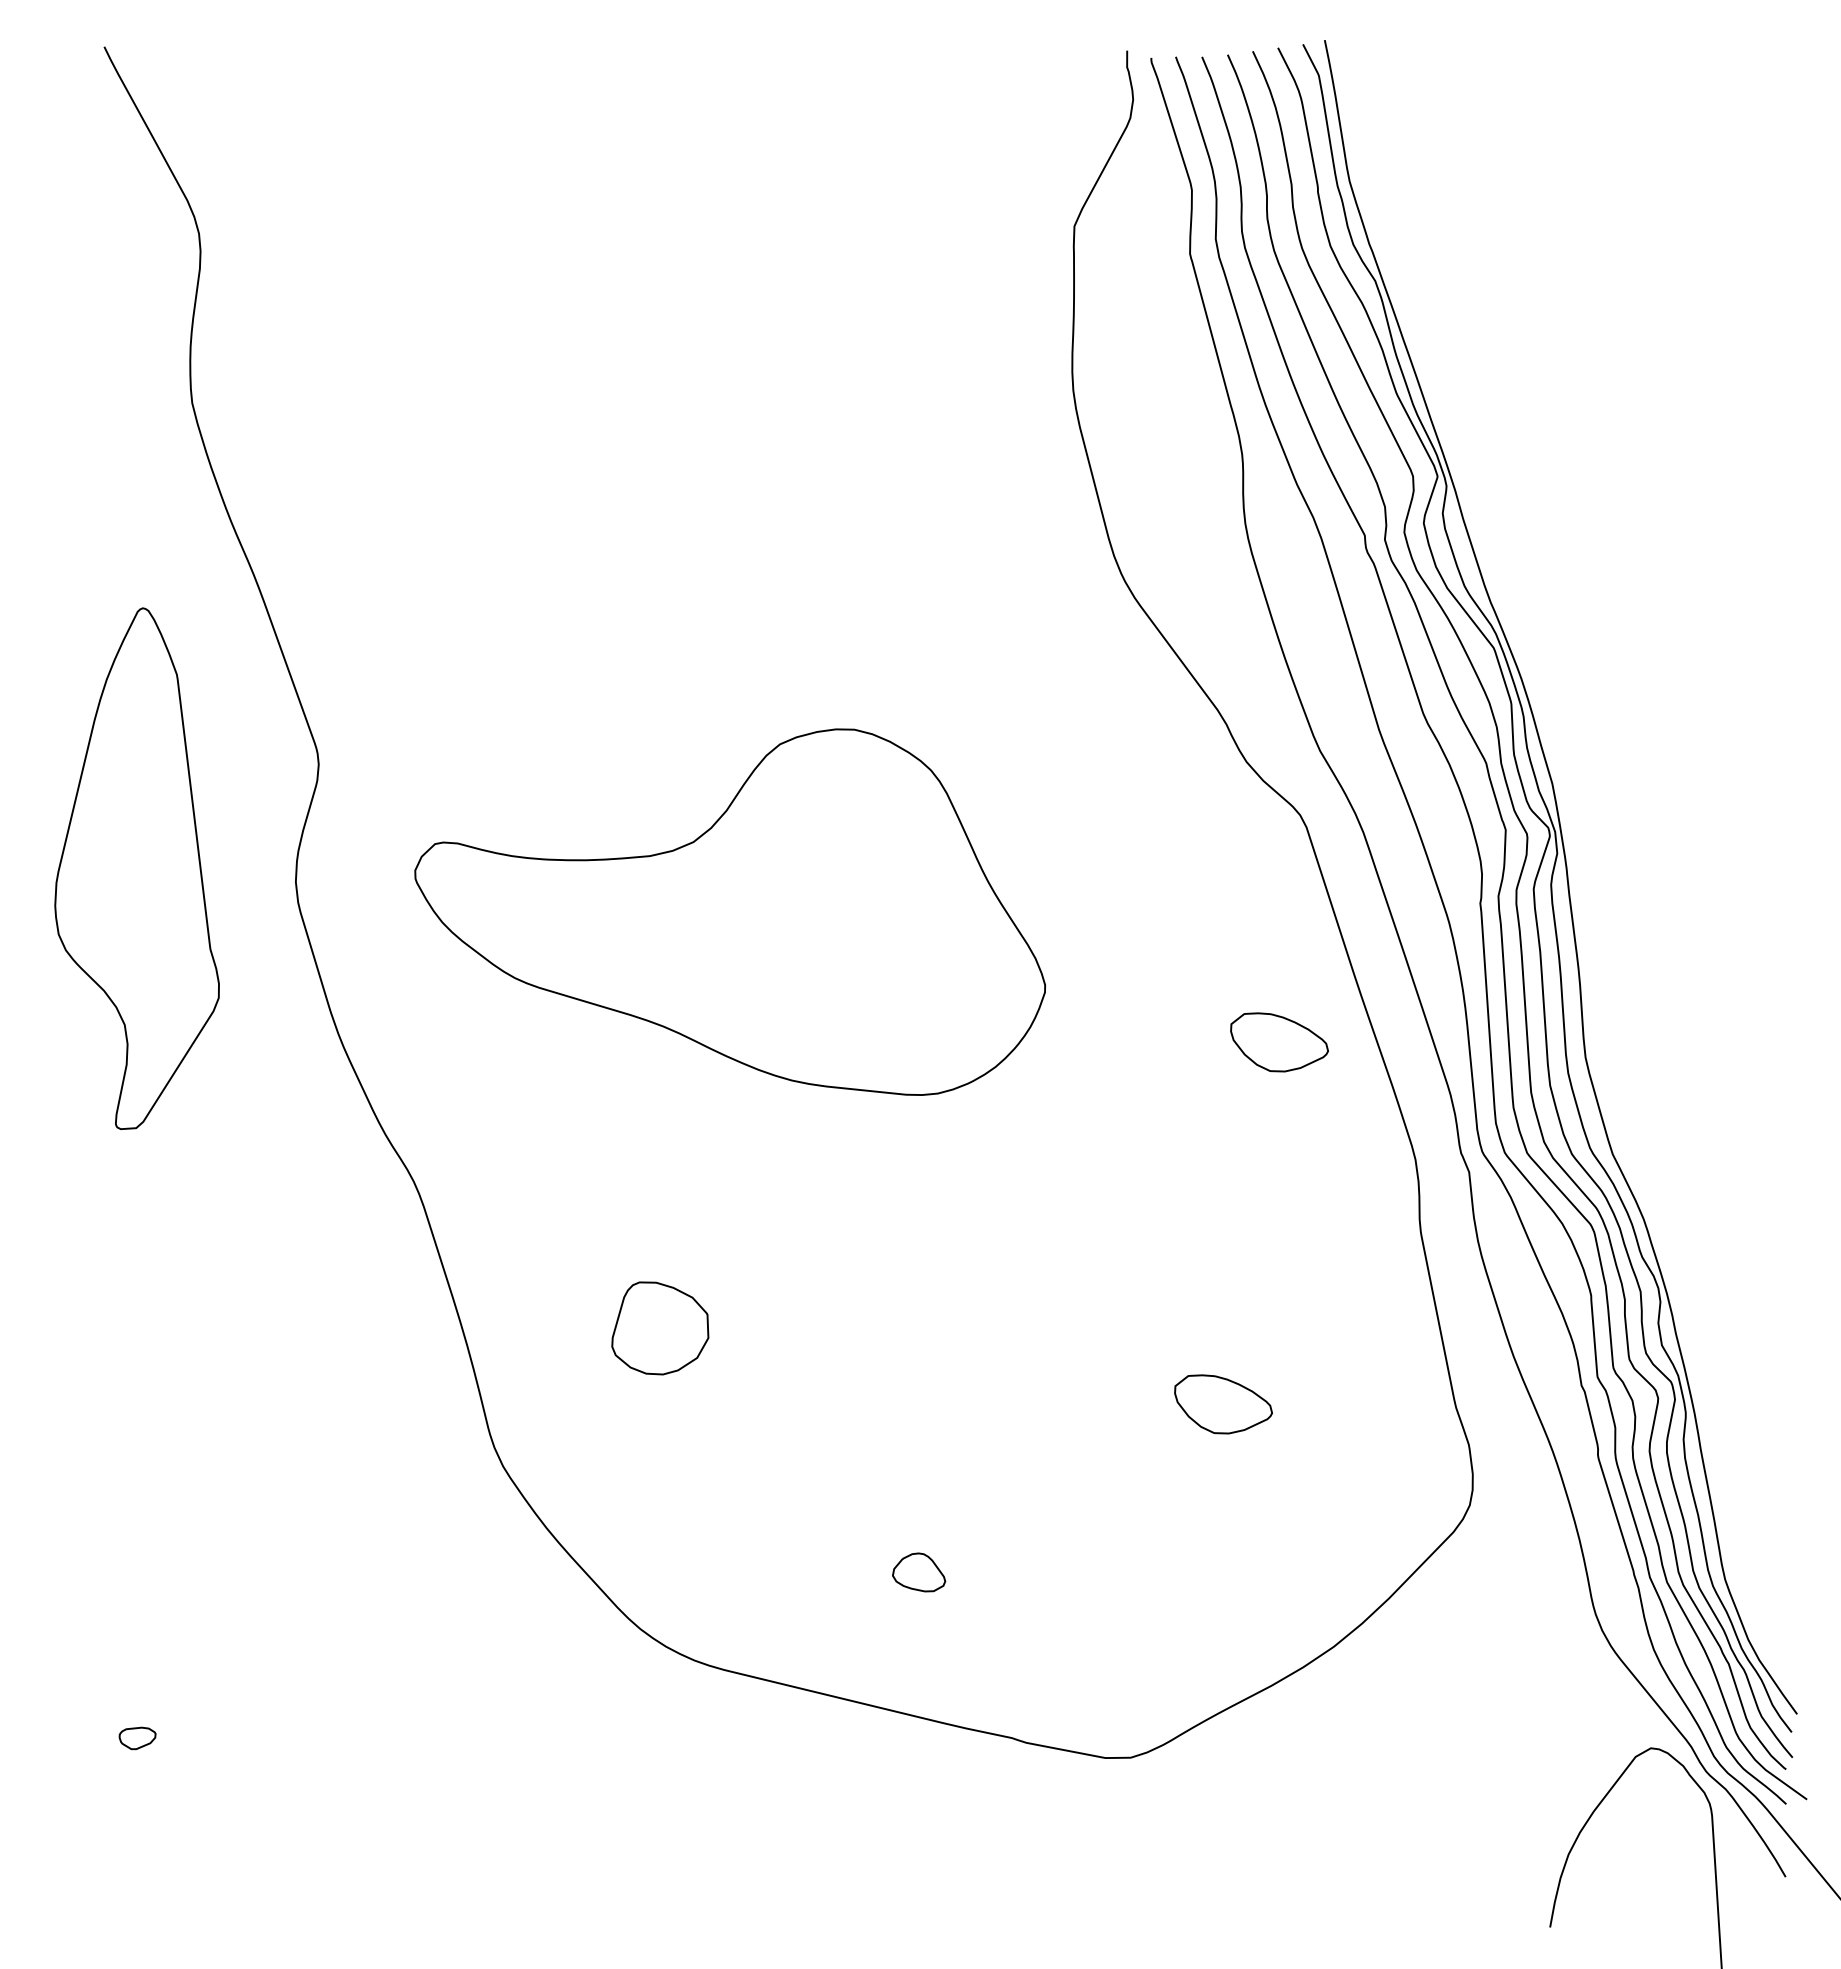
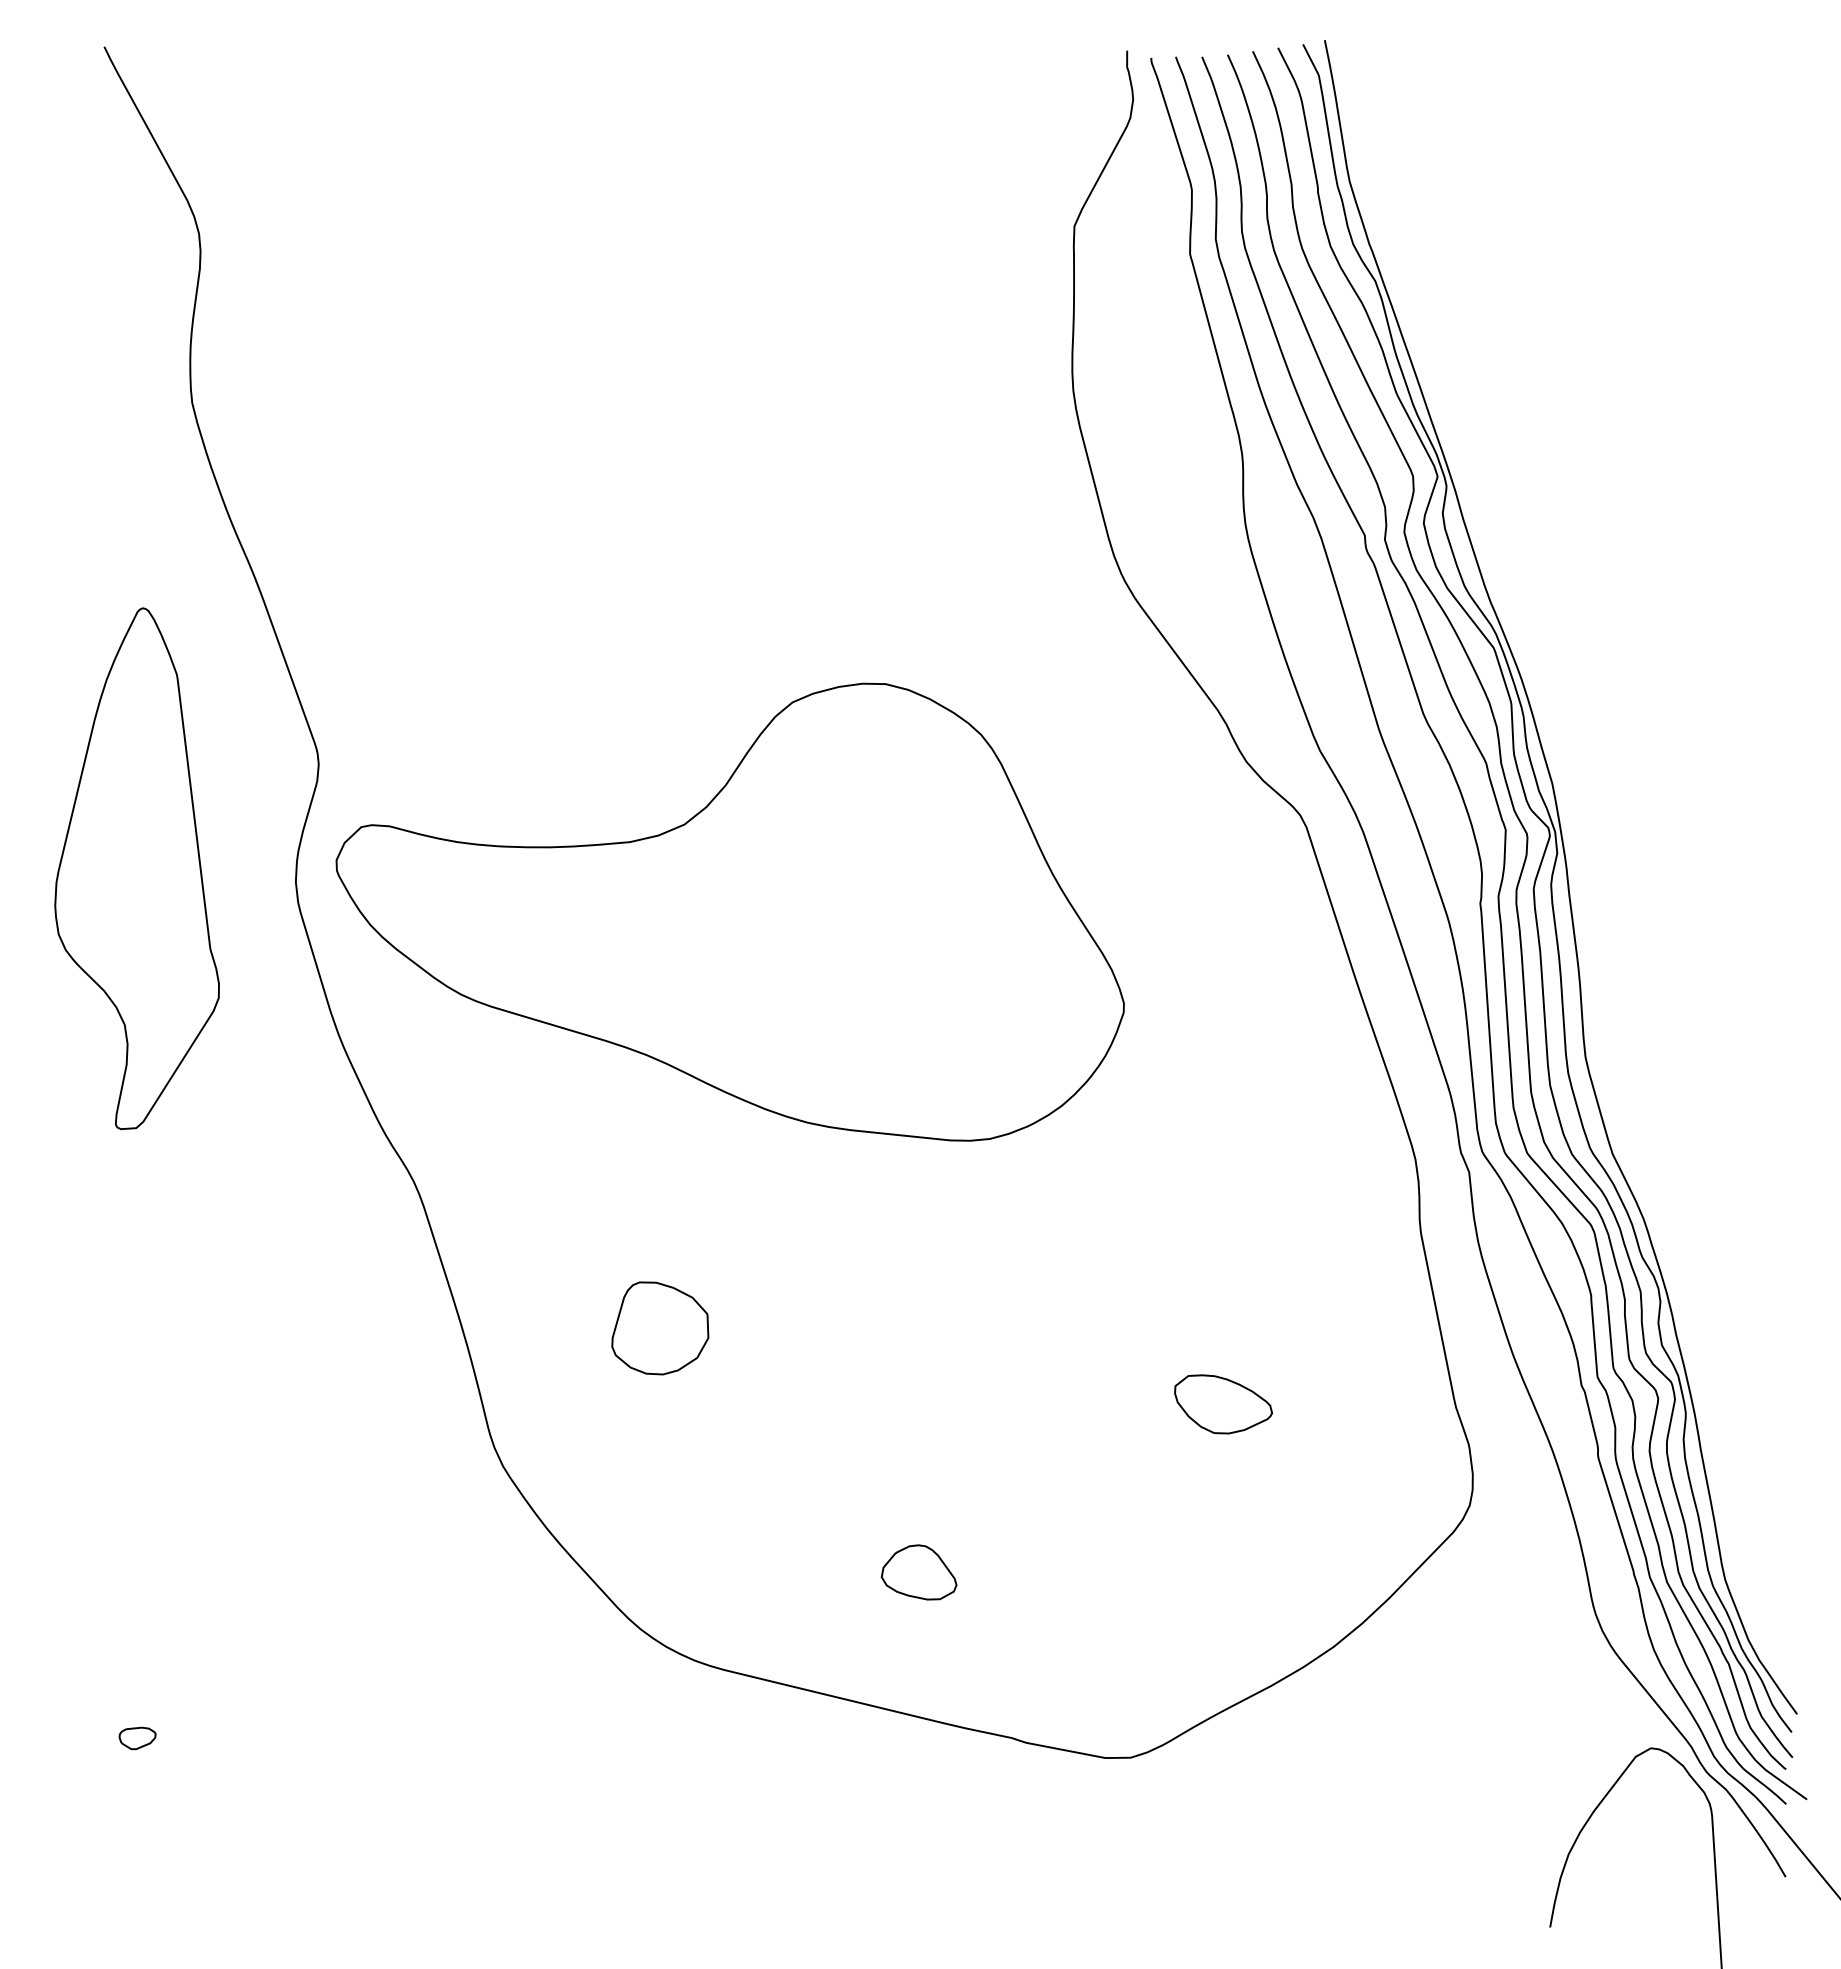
part size: 632x368 px -> 790x460 px (729, 911)
part: present -> none (1279, 1042)
part size: 55x41 px -> 78x57 px (918, 1572)
